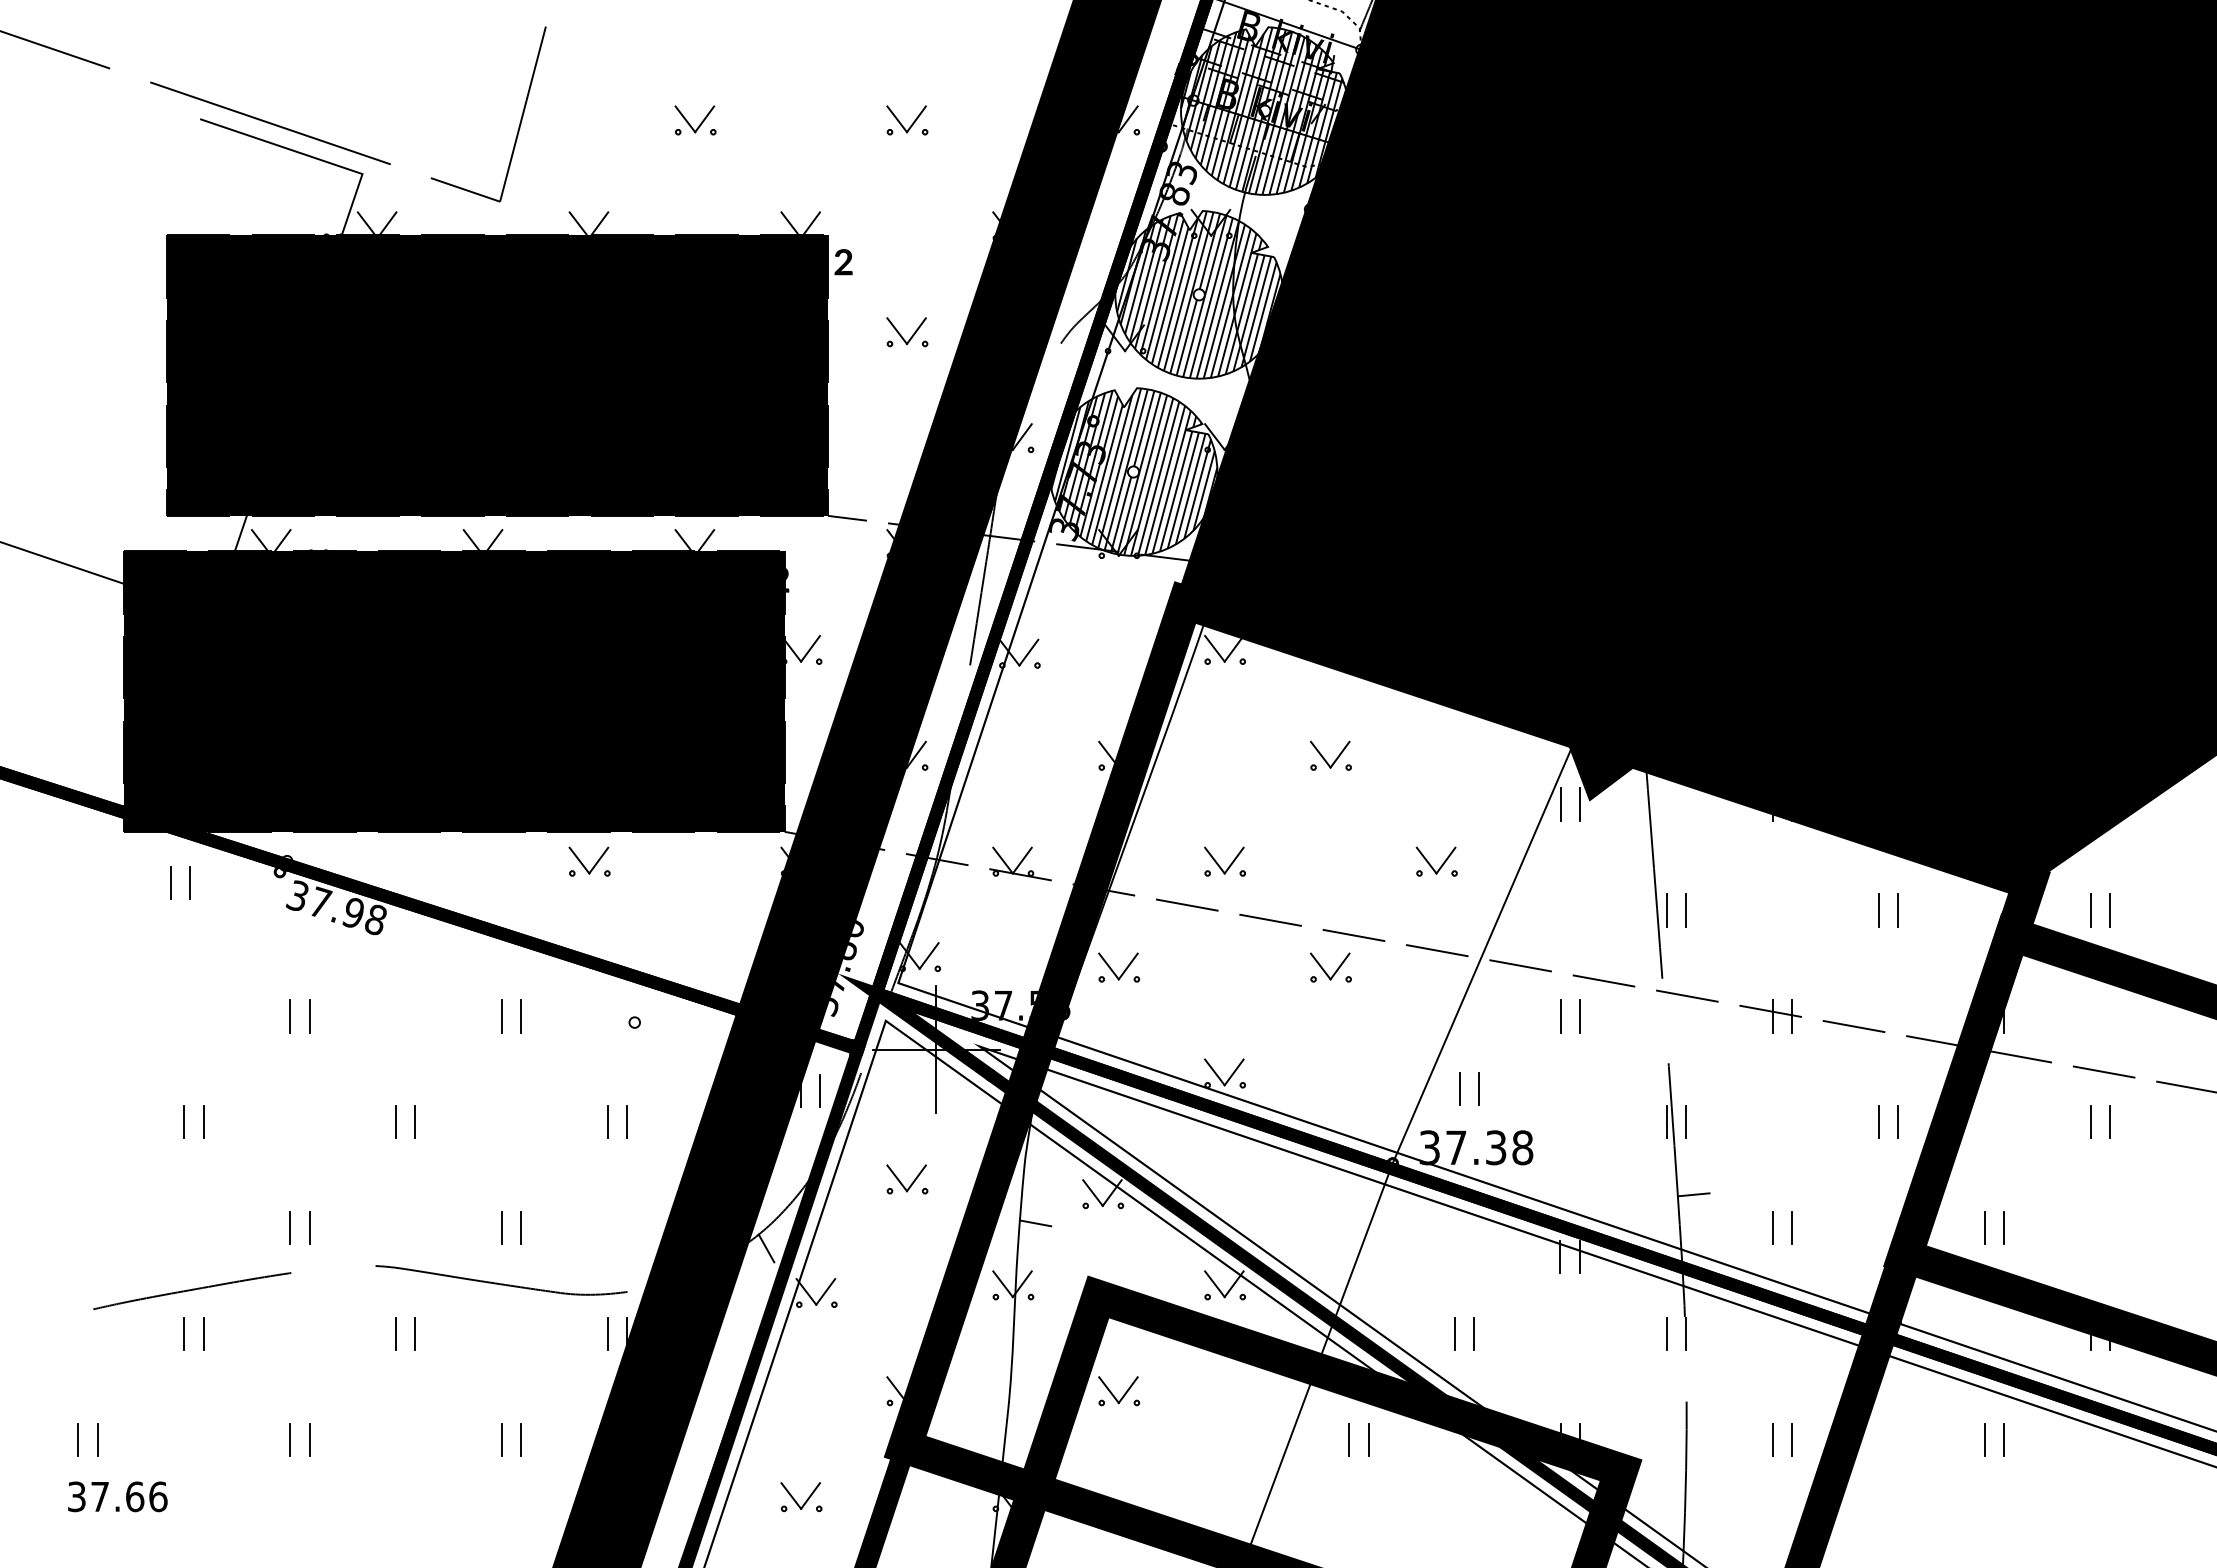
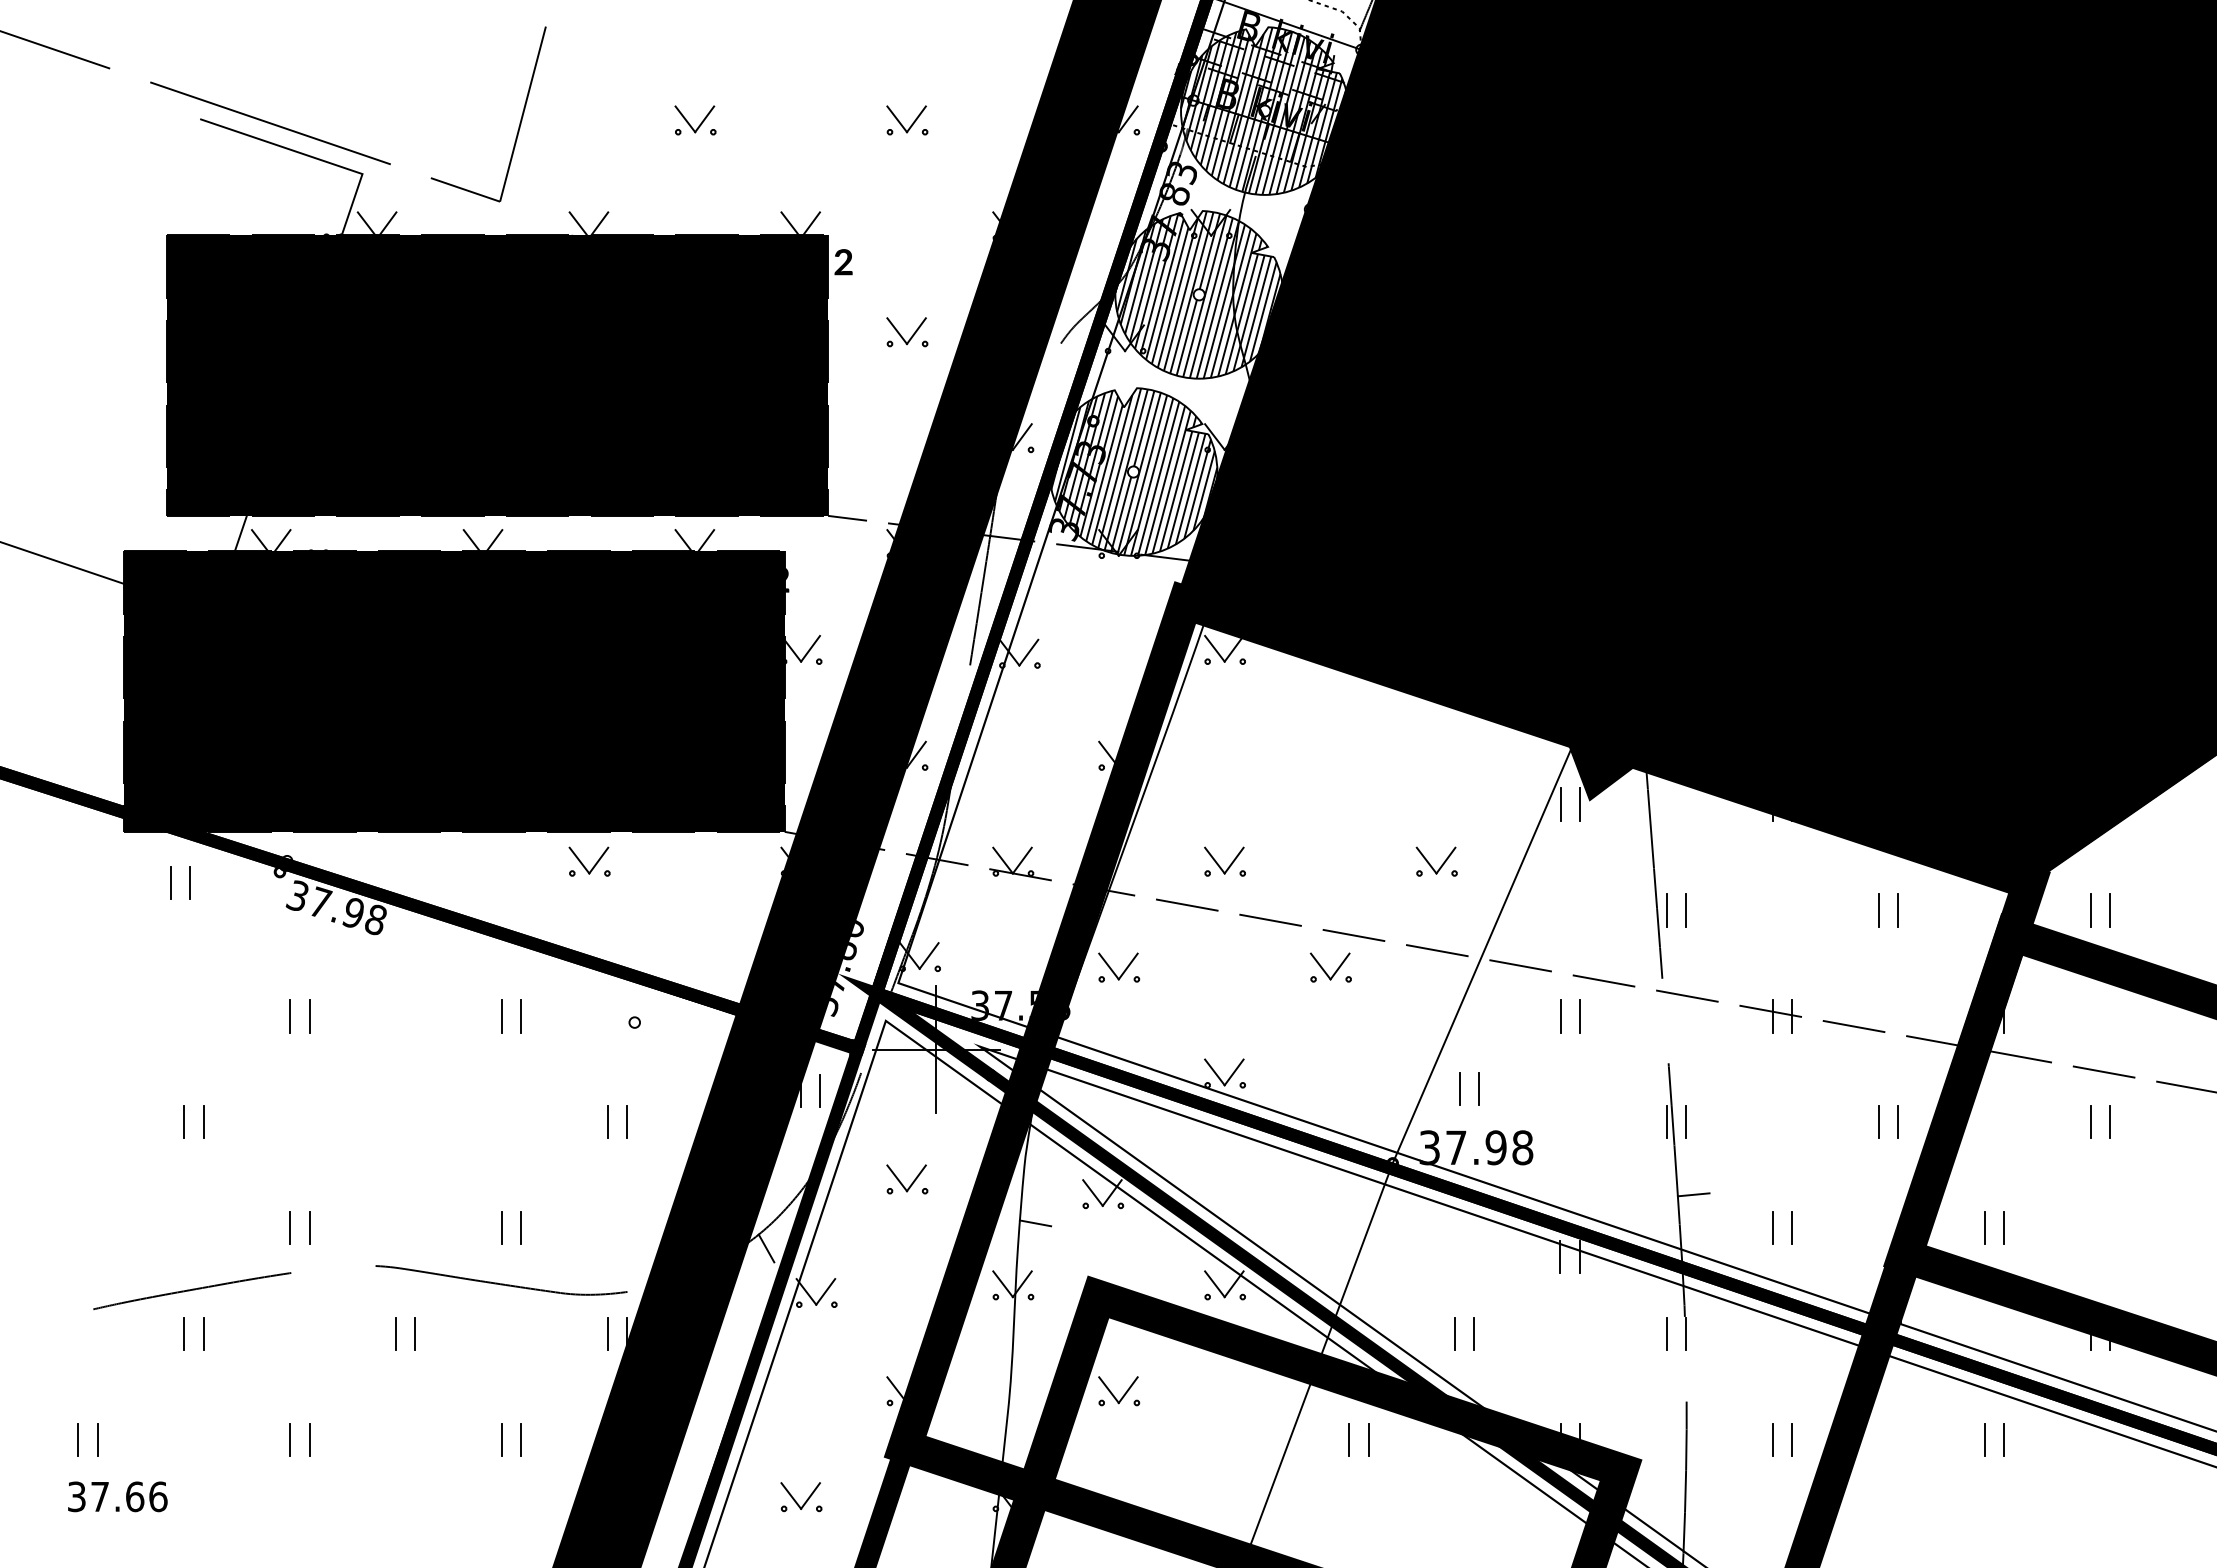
part: present -> none (1324, 757)
part: present -> none (396, 1121)
text: 37.38 -> 37.98 (1495, 1147)
